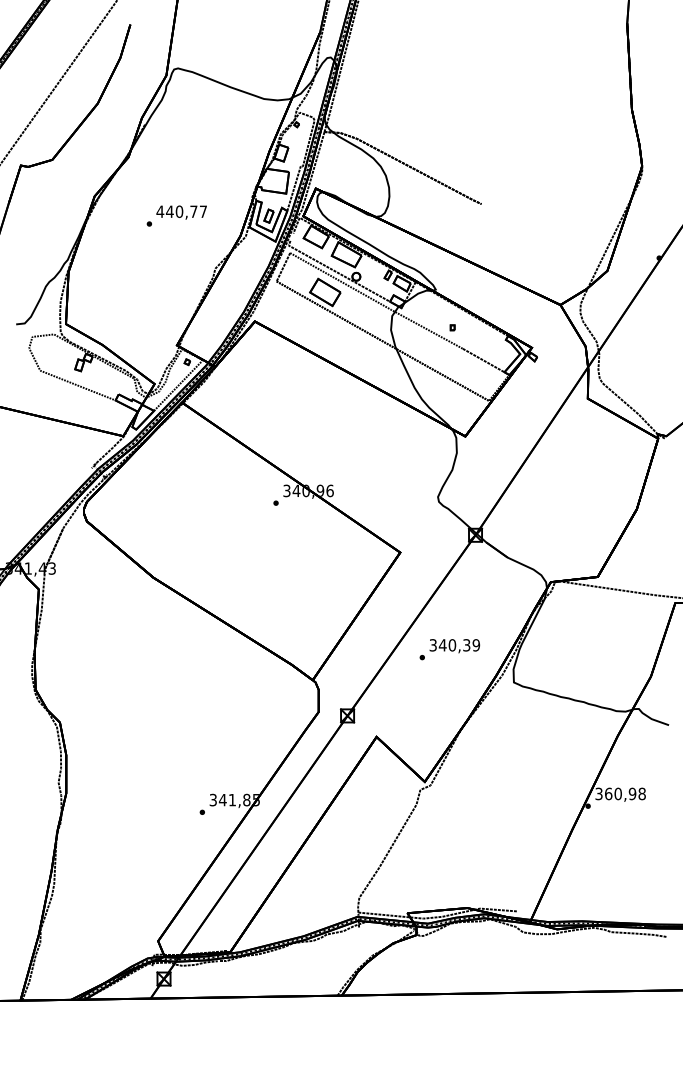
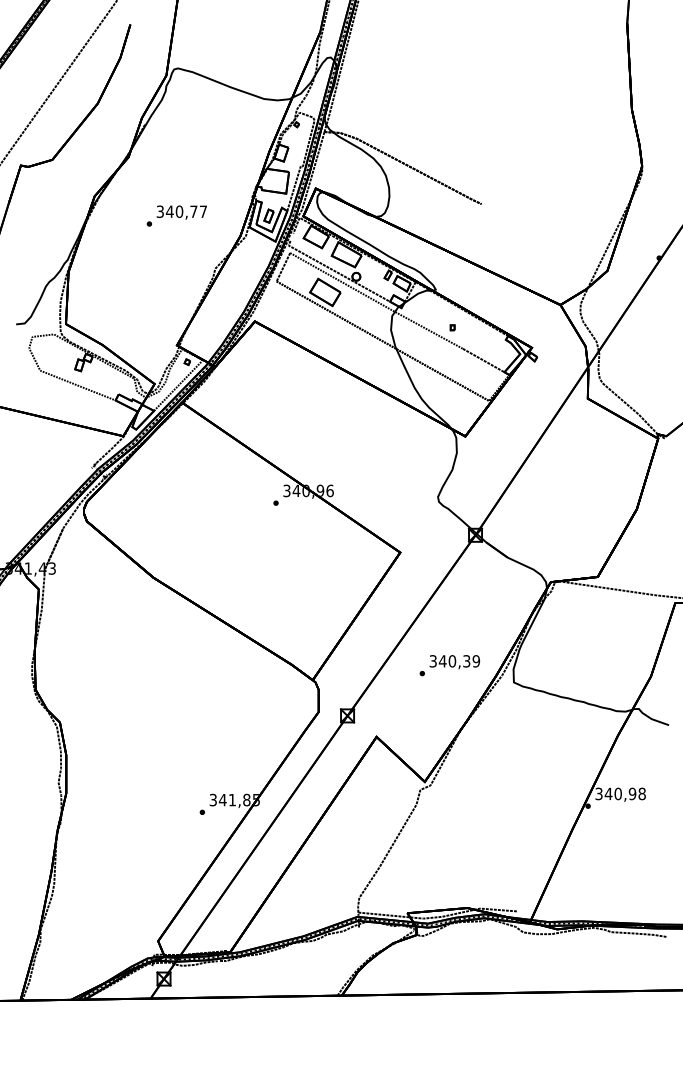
text: 440,77 -> 340,77 (160, 211)
text position: (449, 649) -> (449, 665) (449, 665)
text: 360,98 -> 340,98 (608, 793)
